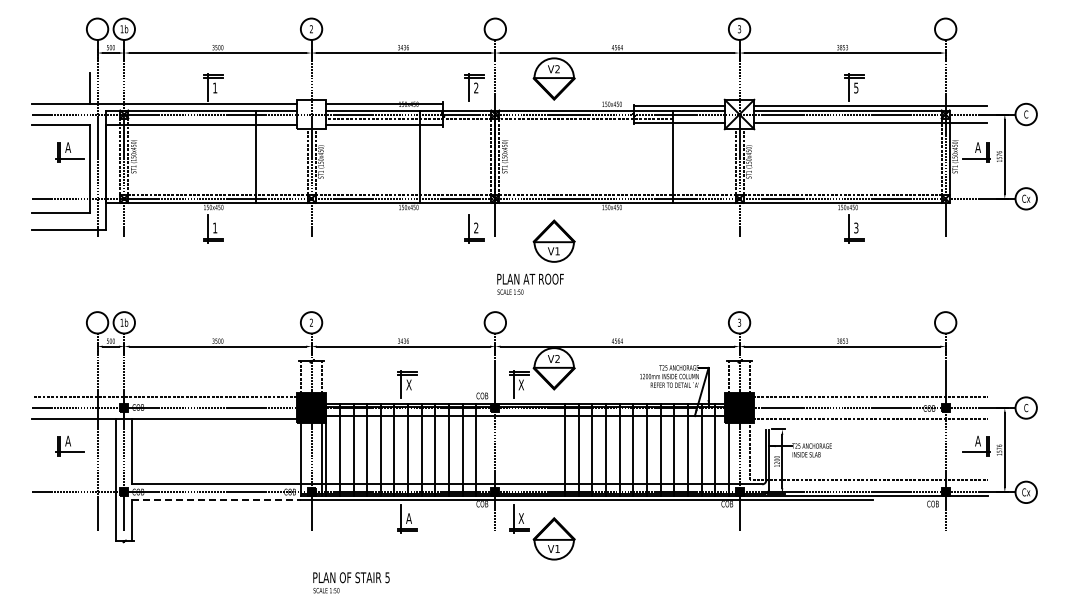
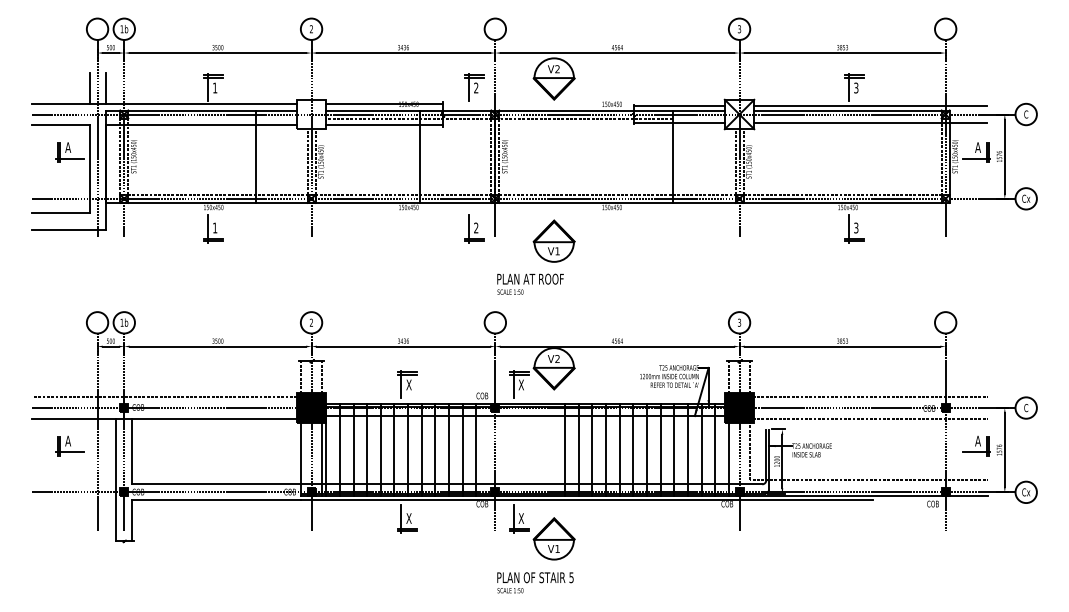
text: 5 -> 3 (856, 86)
line: none -> present (105, 88)
line: dashed -> solid (217, 500)
text: A -> X (408, 518)
text position: (351, 582) -> (535, 582) (535, 582)
